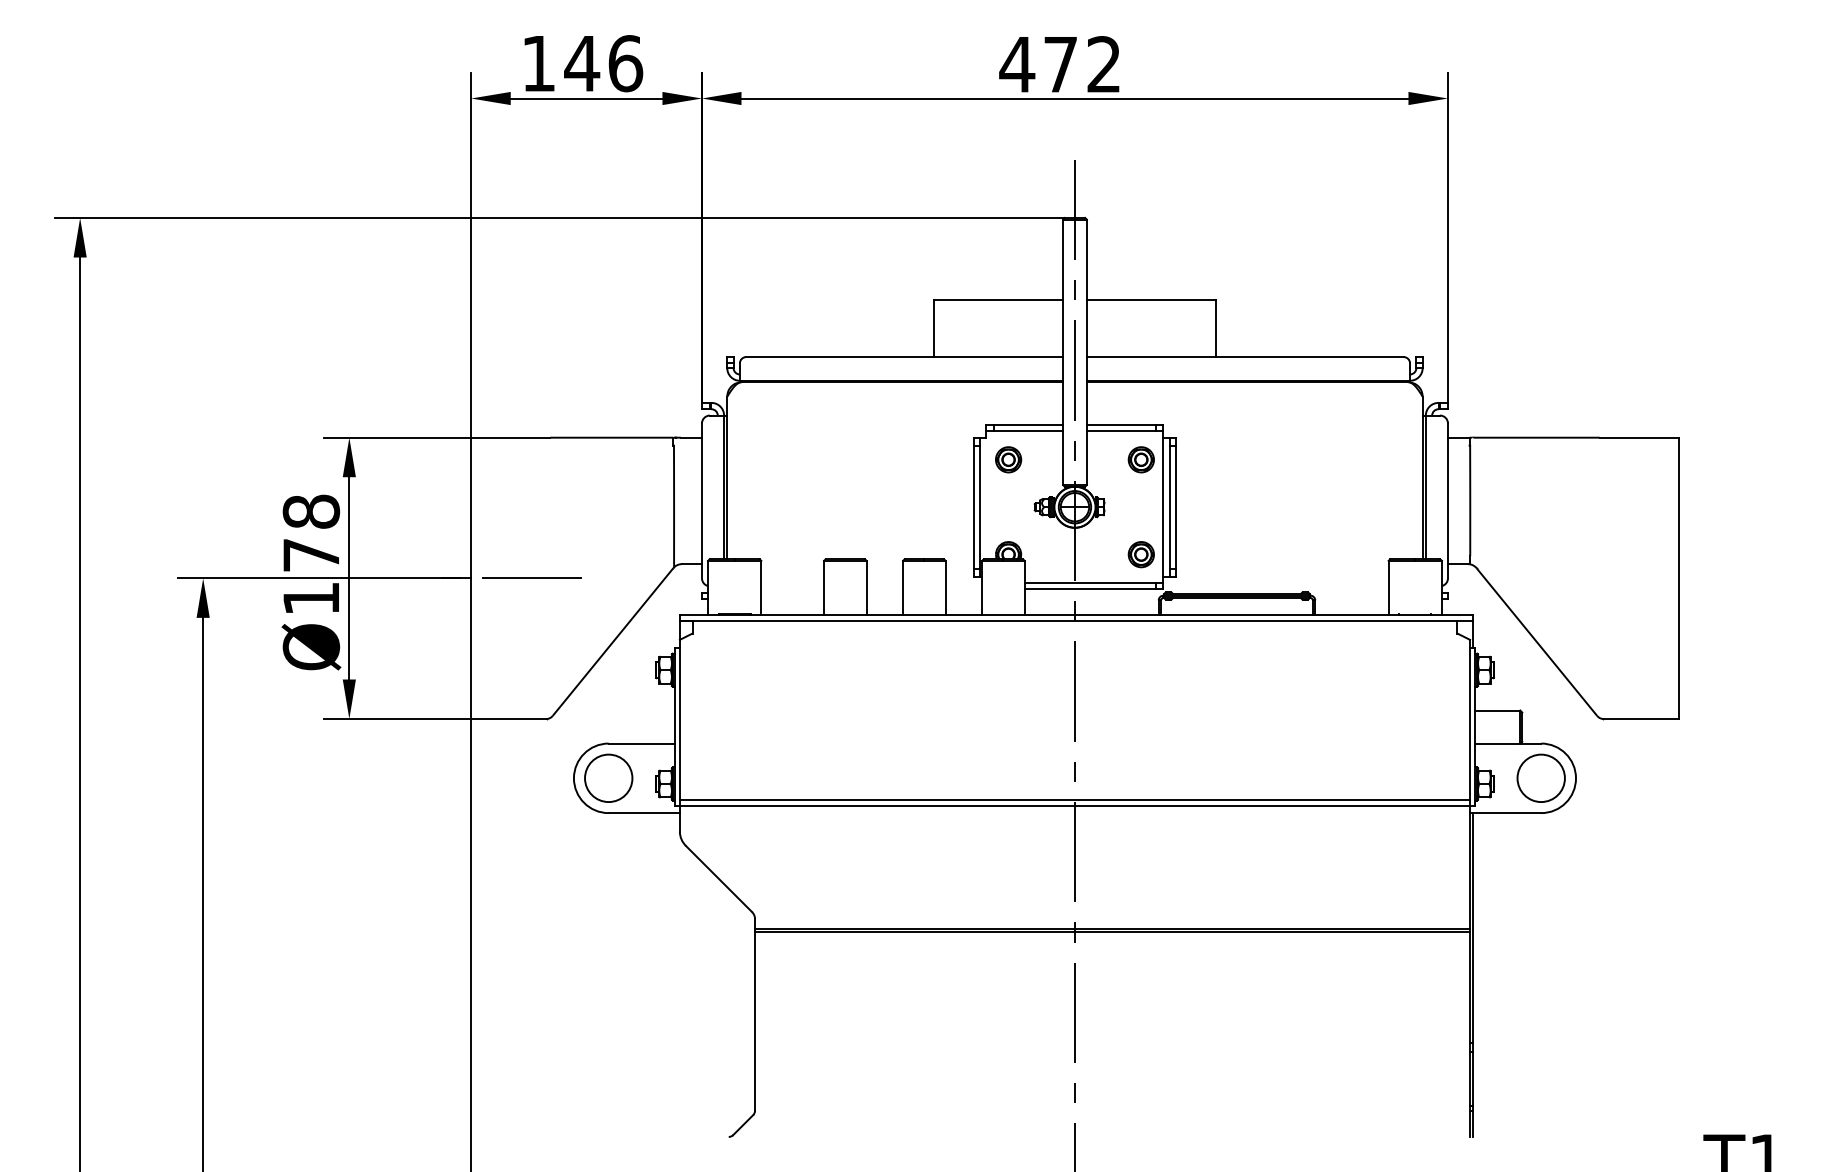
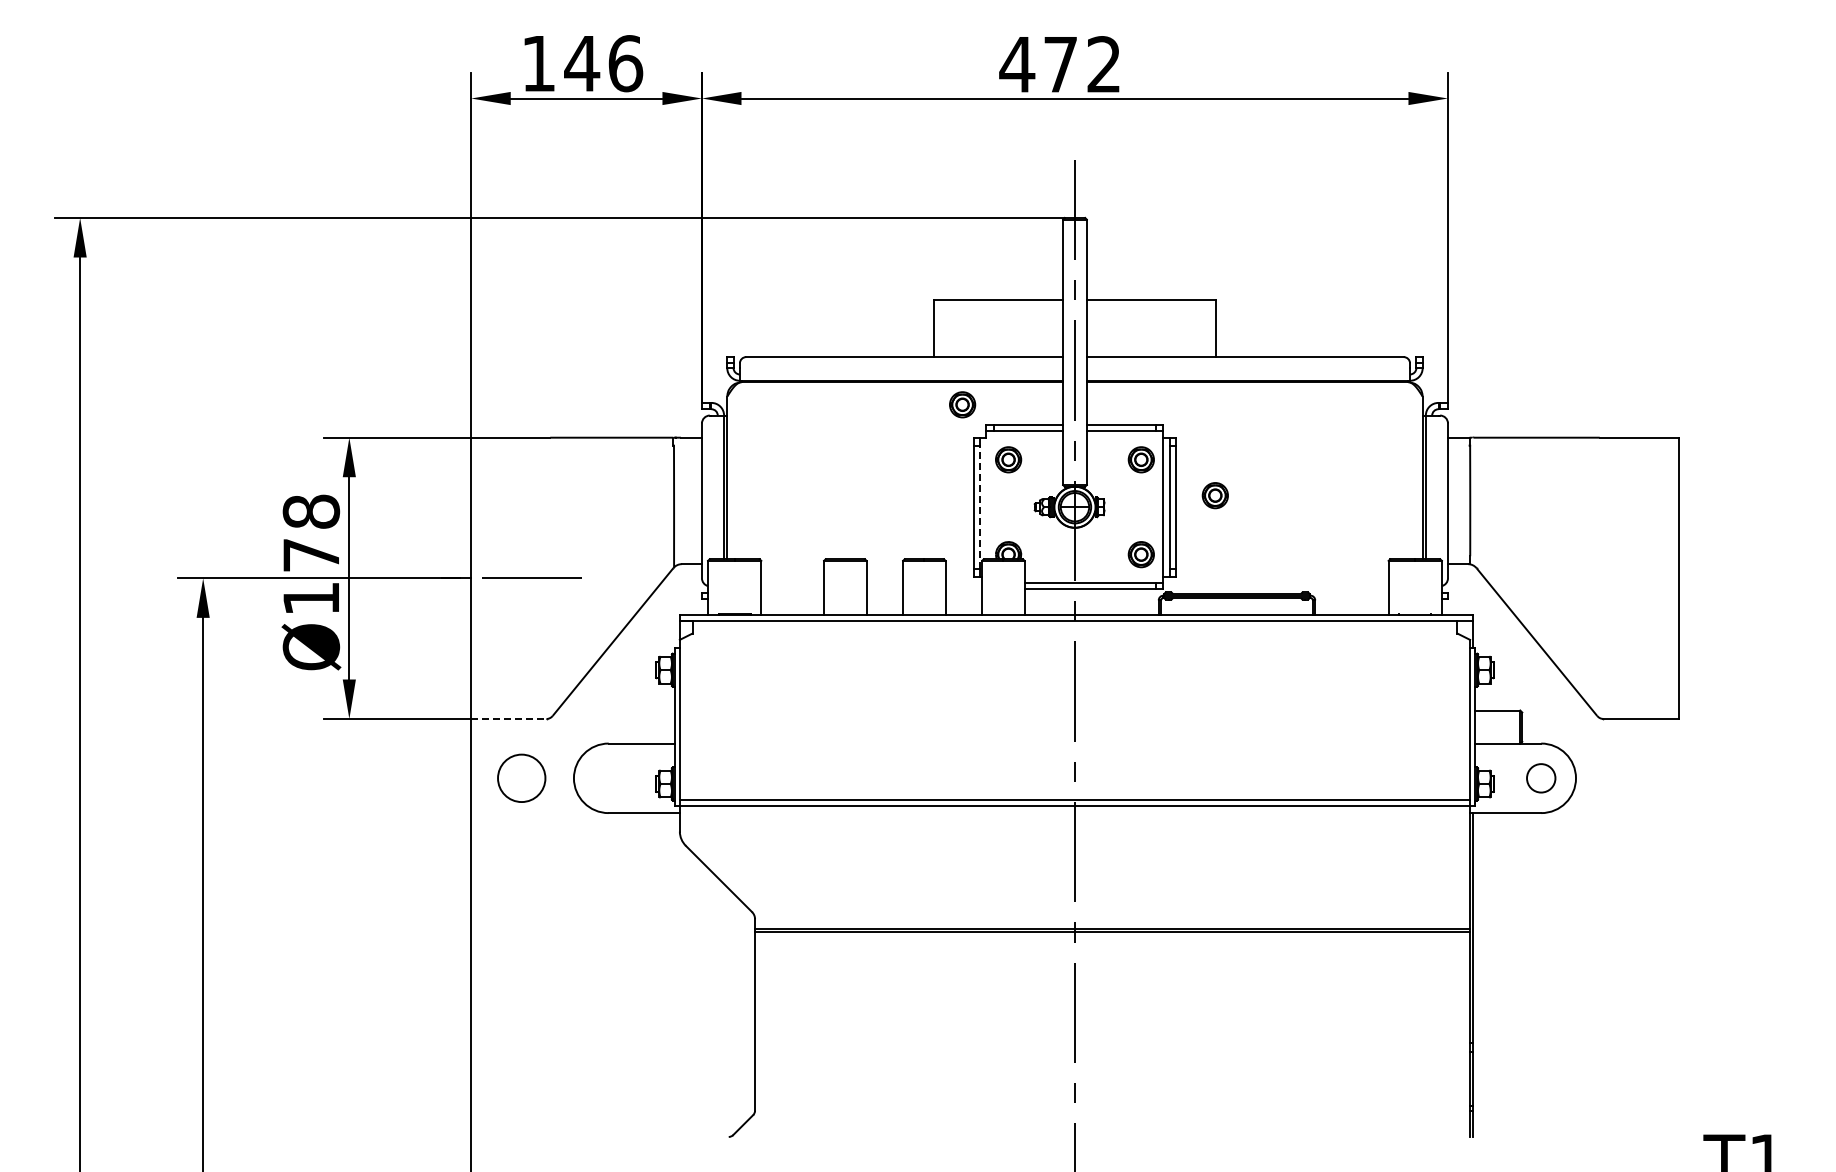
part: none -> present (962, 404)
part: none -> present (1214, 495)
line: solid -> dashed (980, 507)
line: solid -> dashed (508, 719)
circle position: (608, 777) -> (521, 777) (521, 777)
circle diameter: 47 px -> 28 px (1541, 778)
